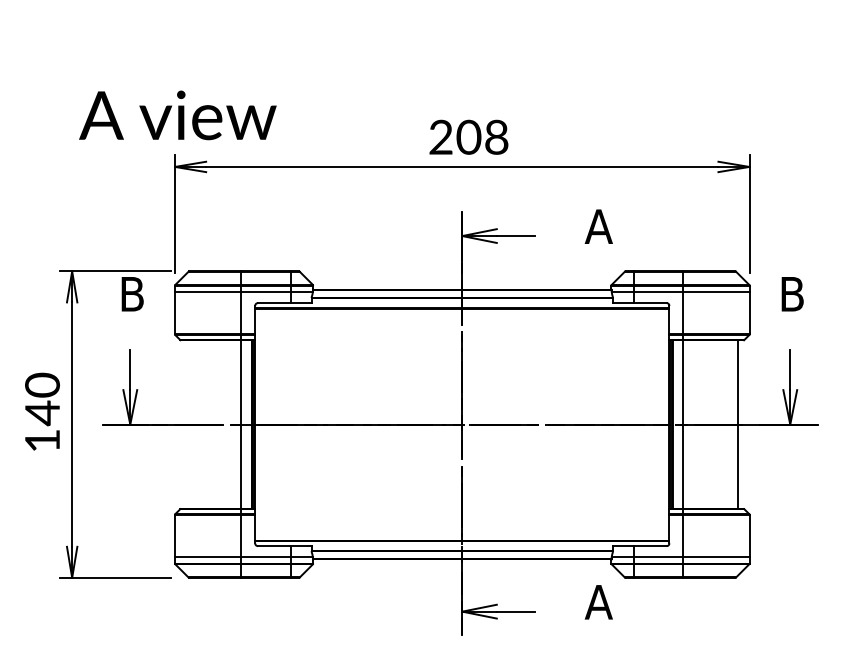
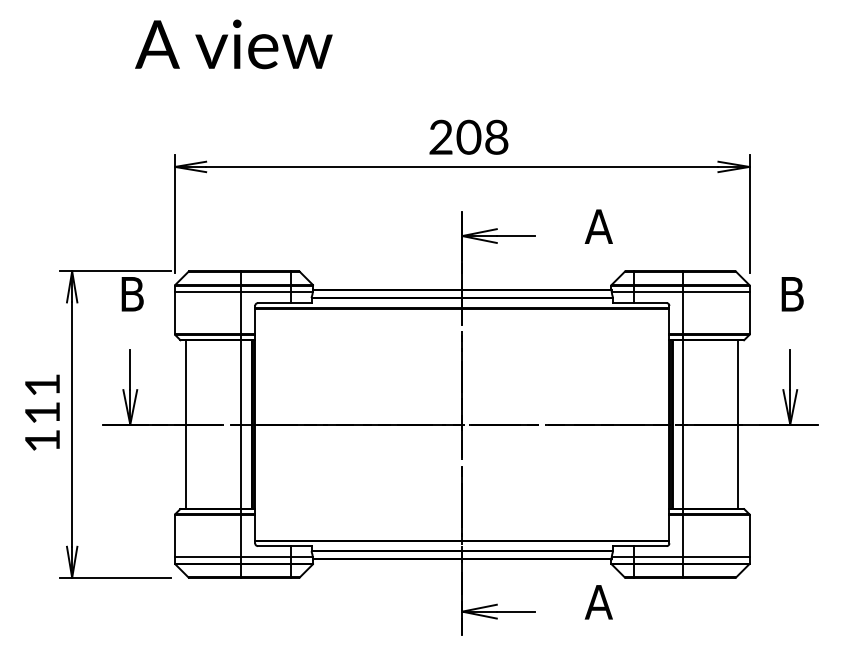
text position: (177, 115) -> (233, 44) (233, 44)
text: 140 -> 111 (42, 399)
line: none -> present (186, 424)
